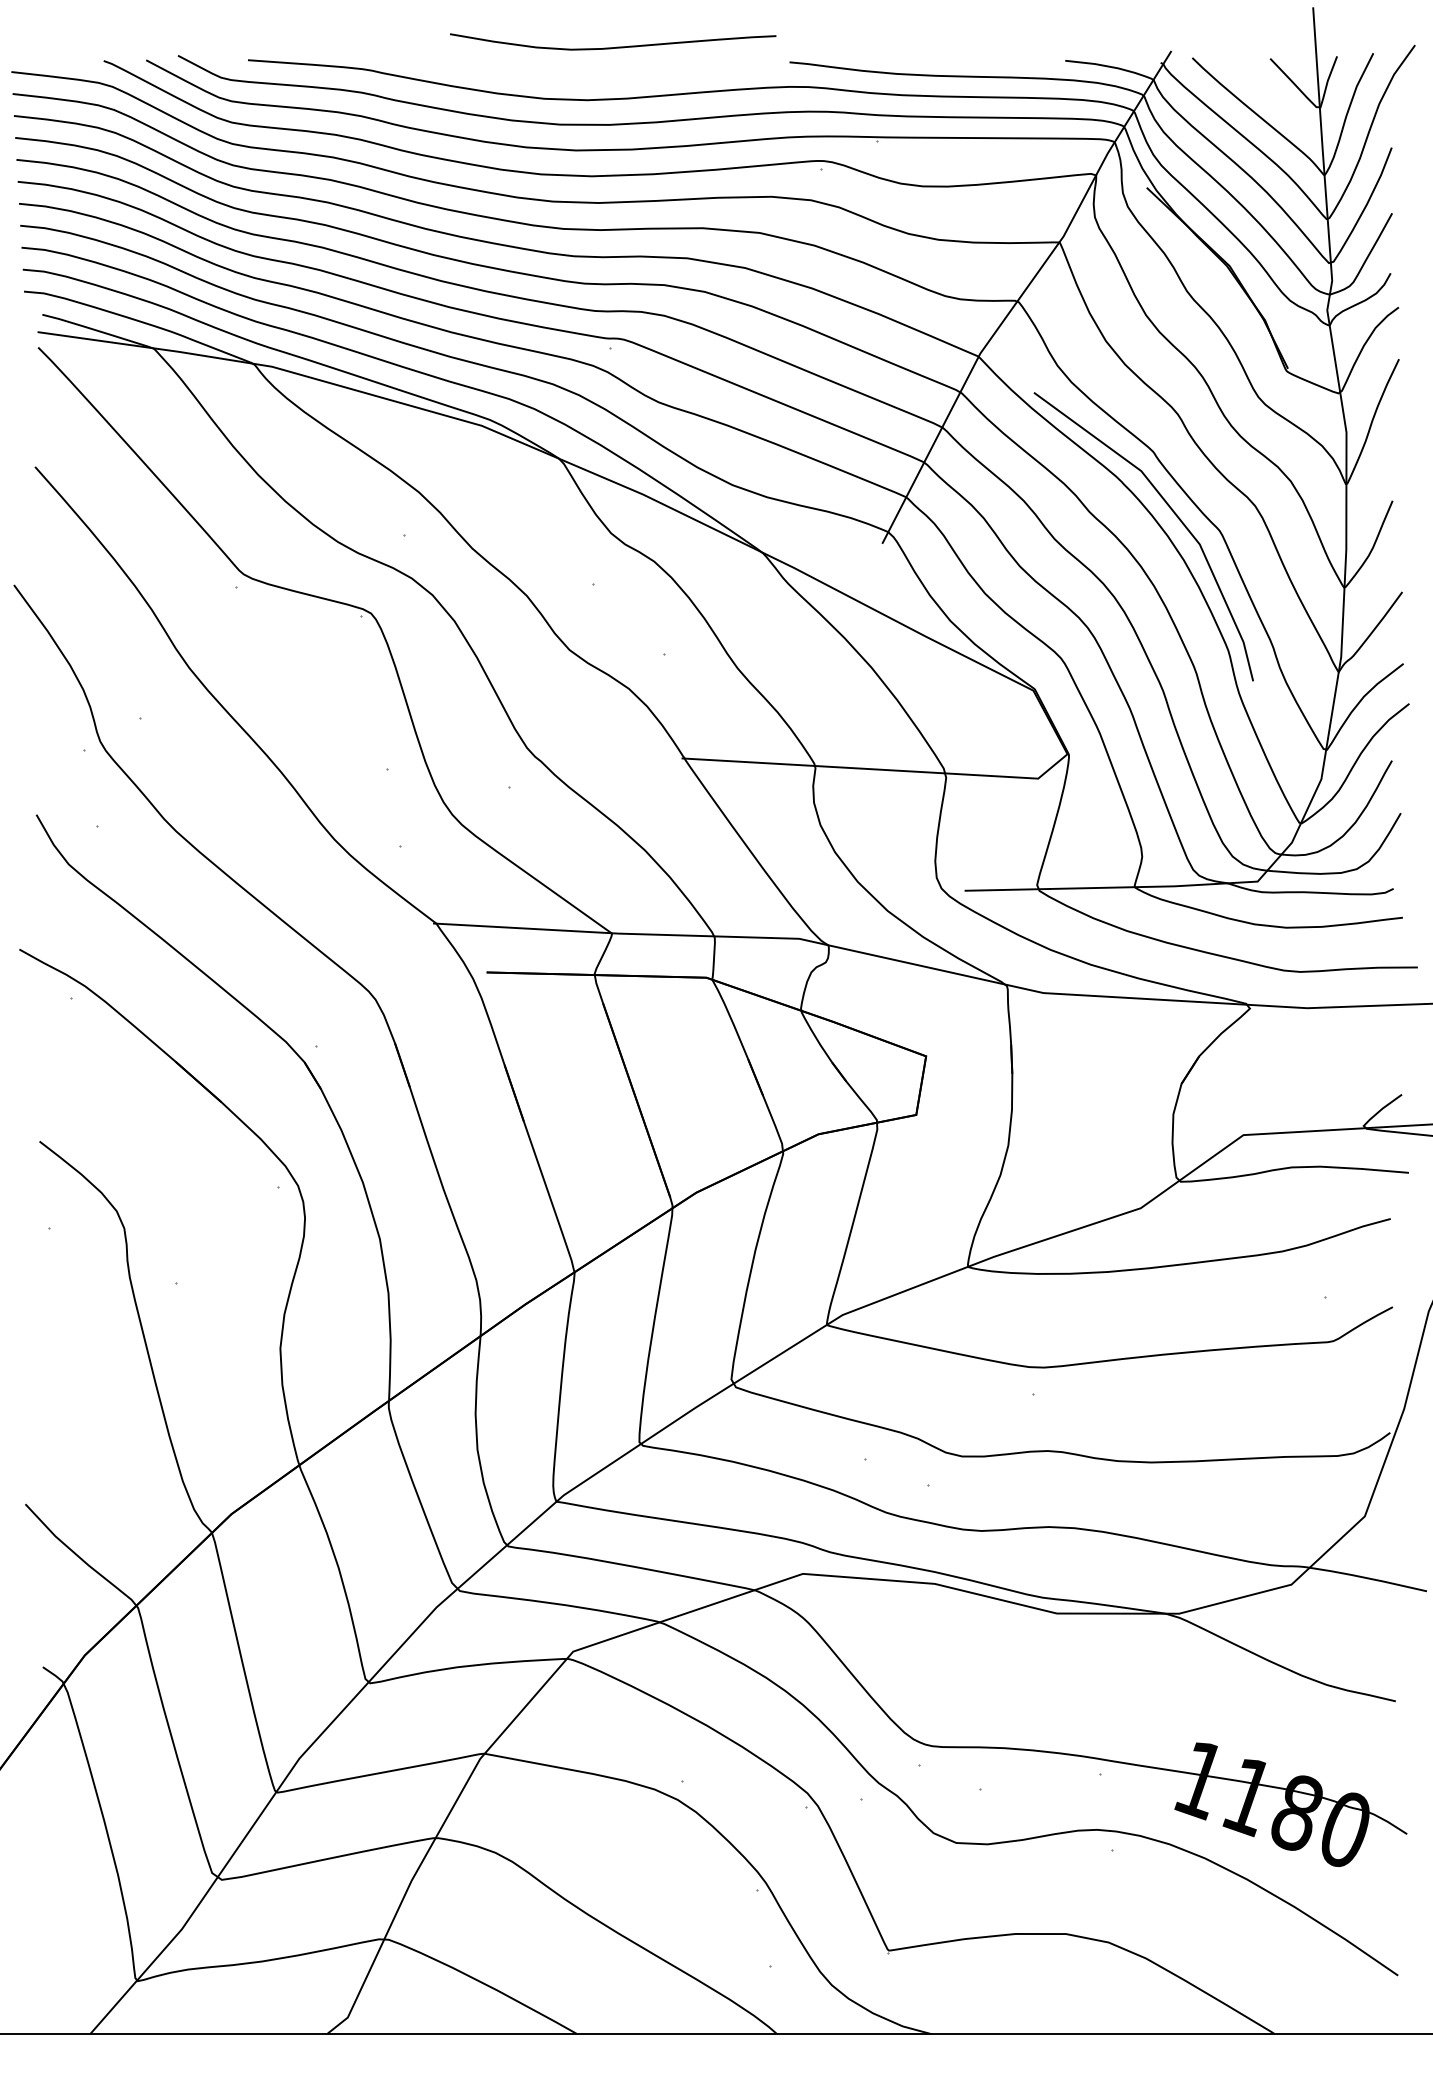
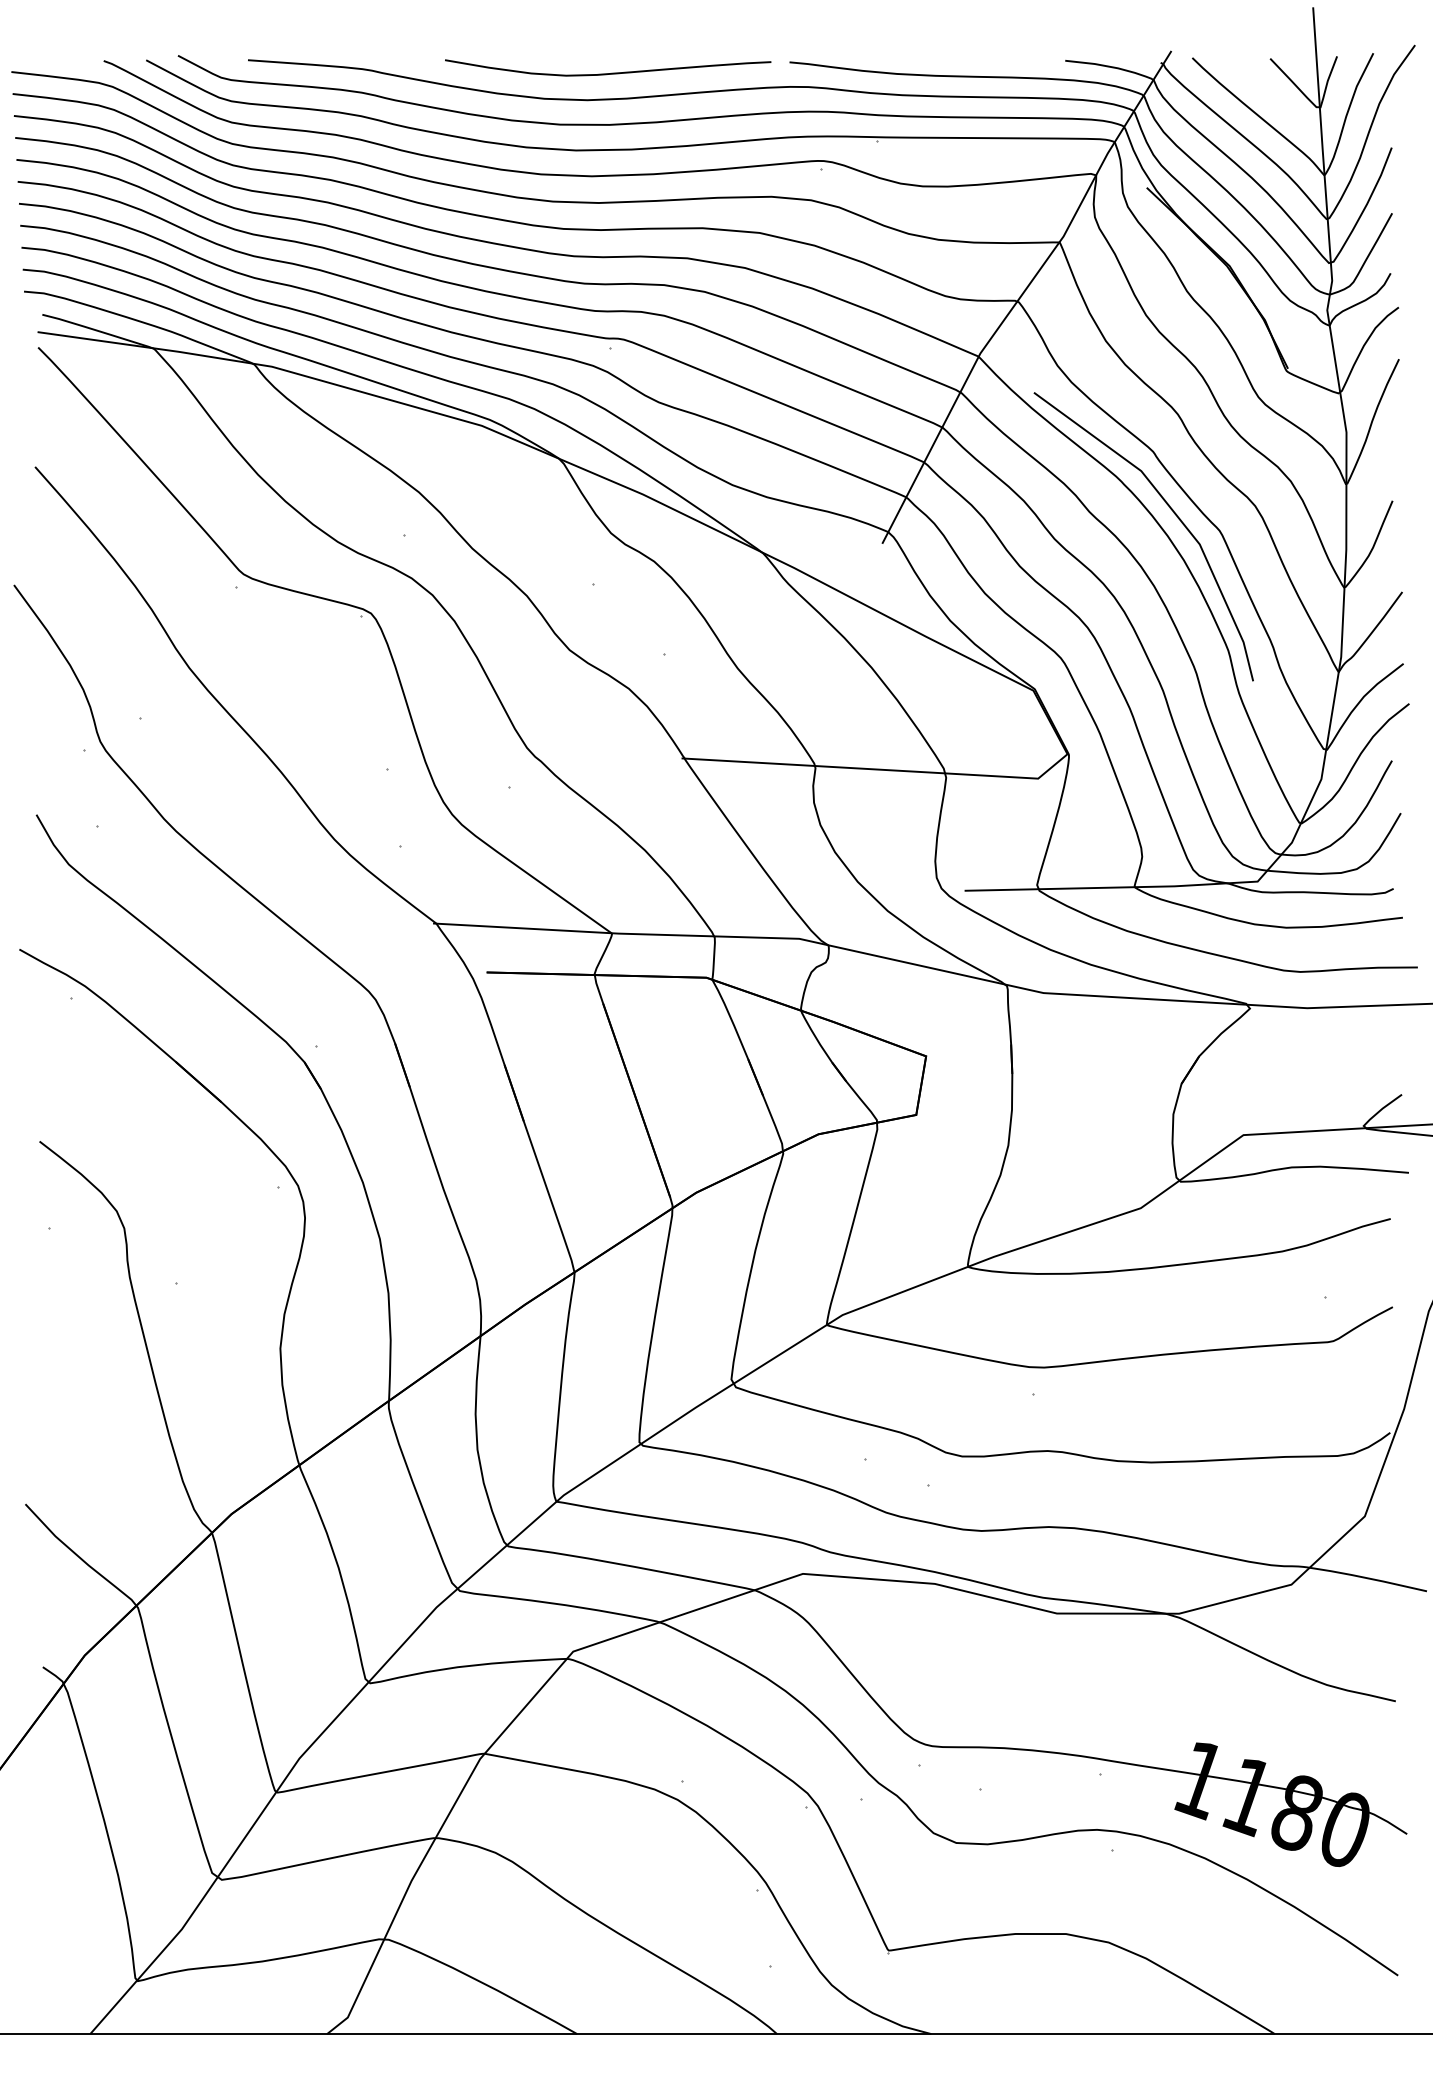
curve position: (616, 46) -> (611, 72) (611, 72)
